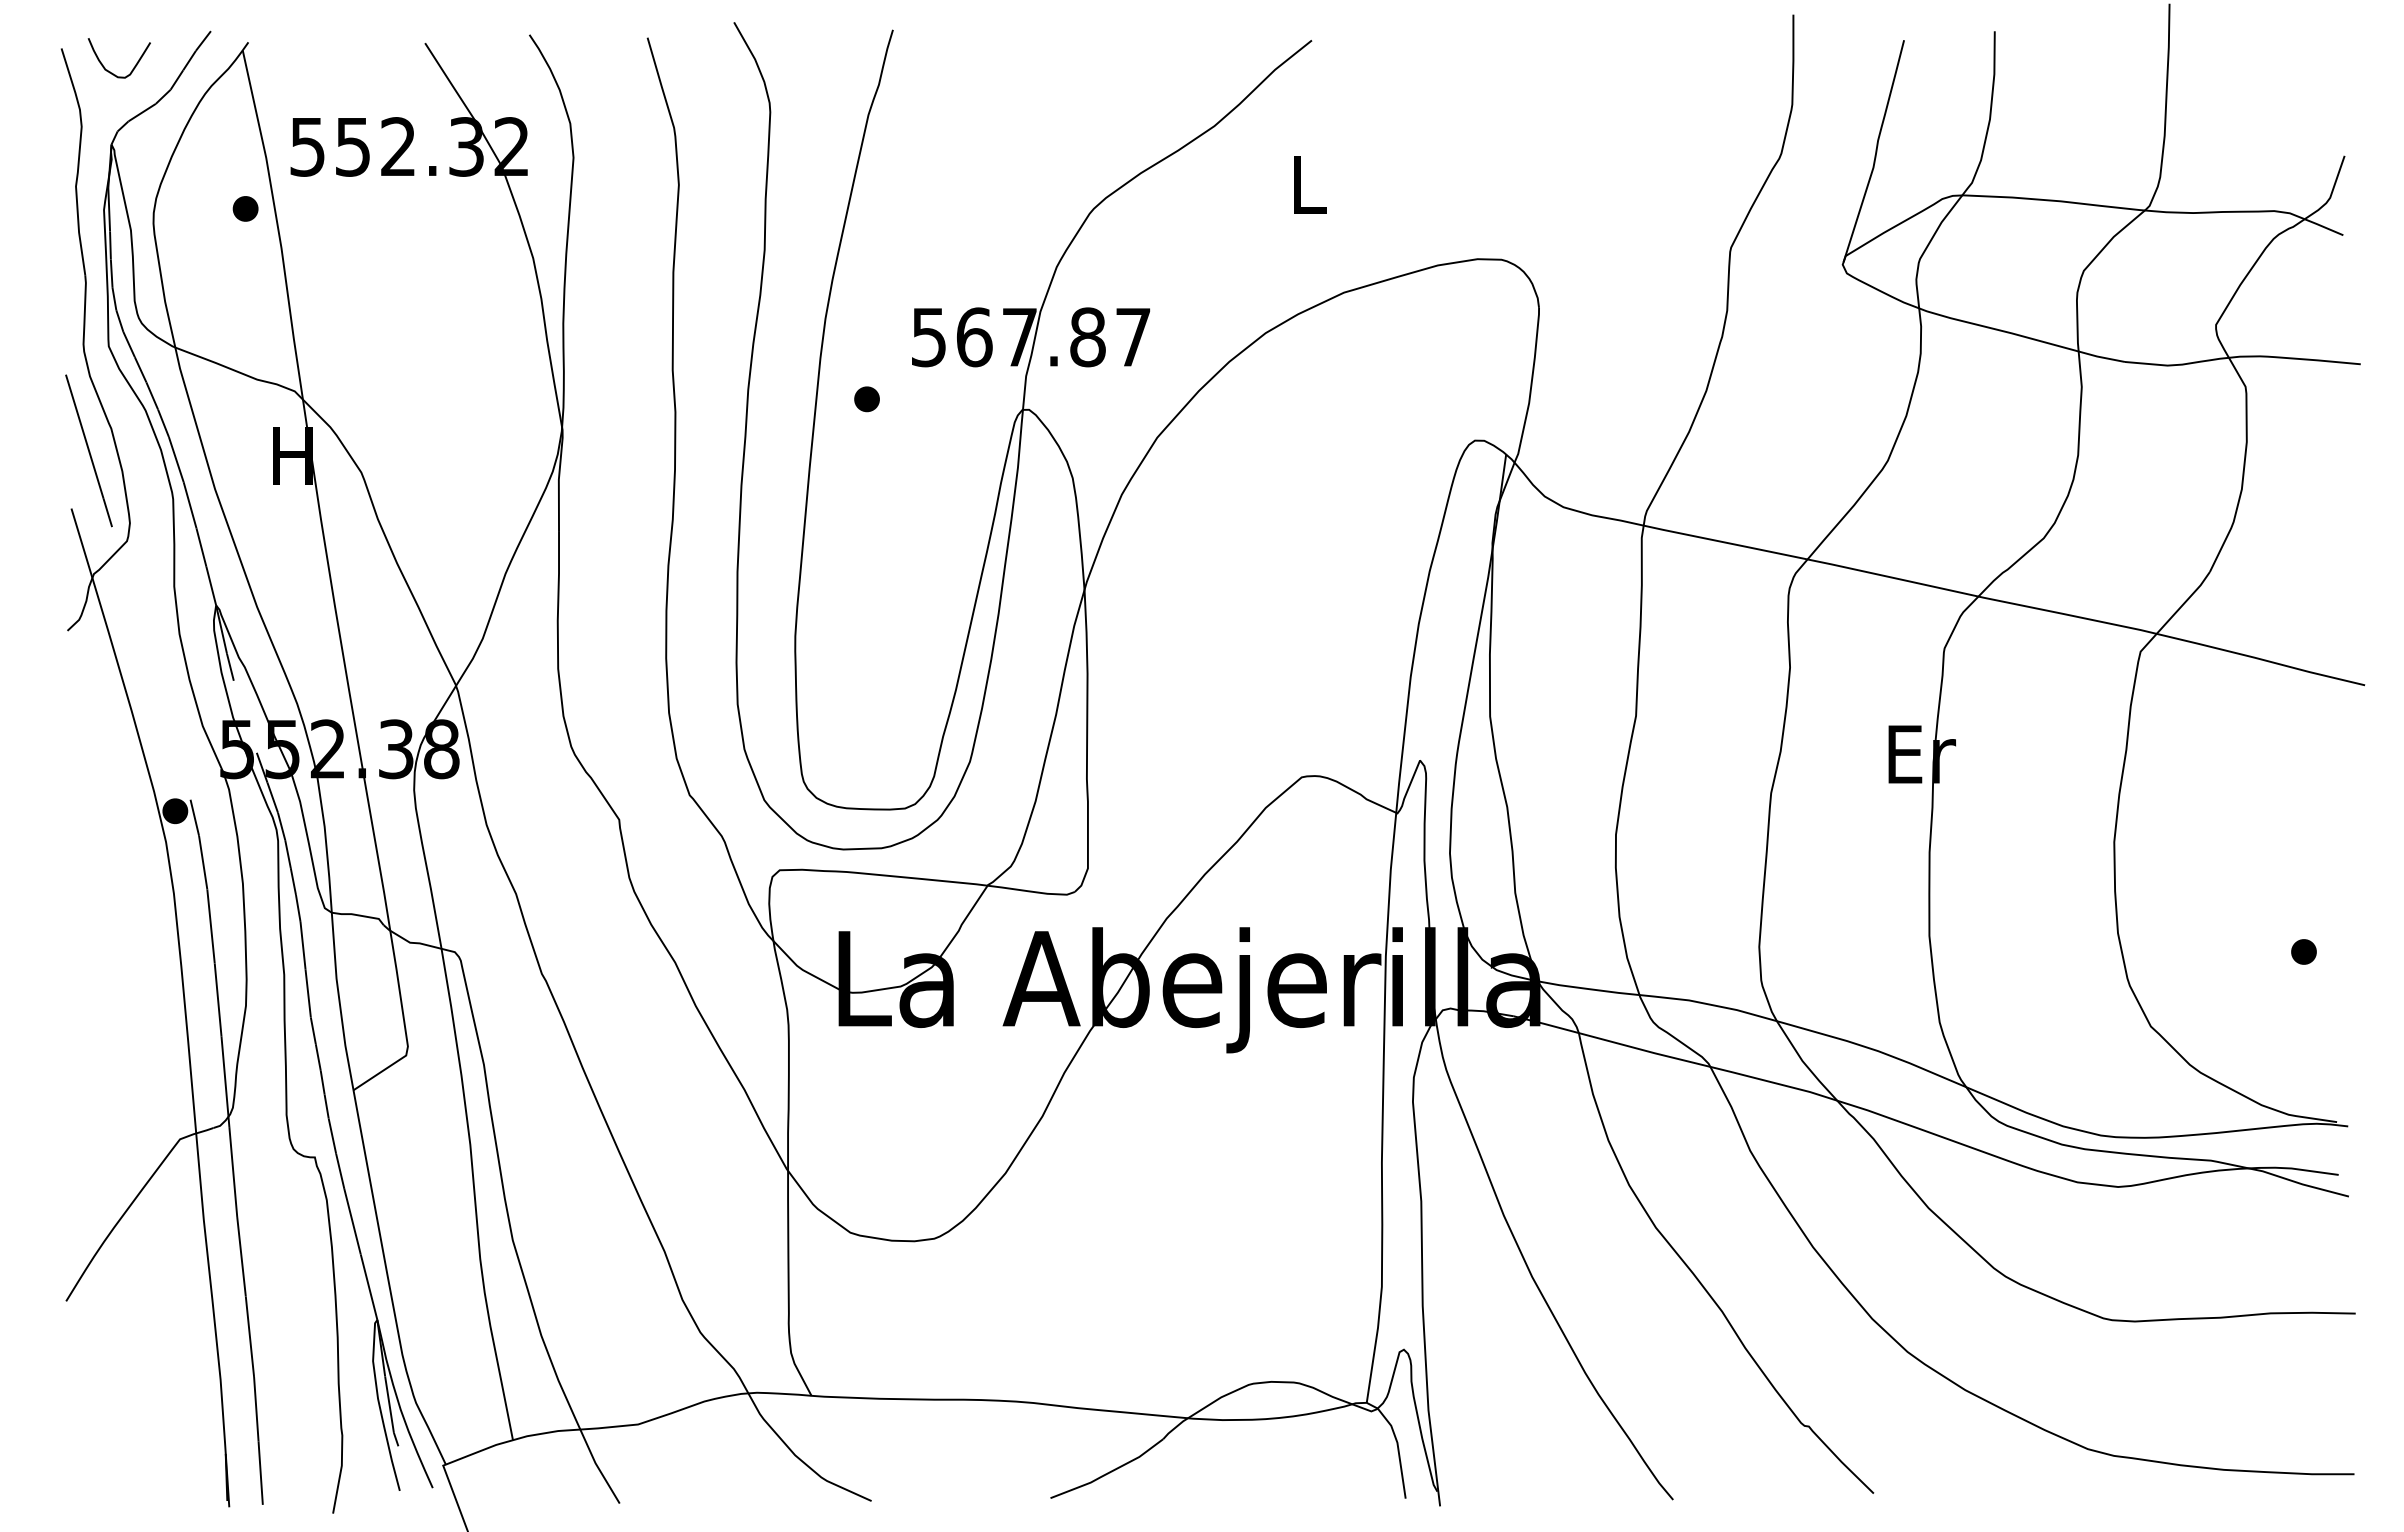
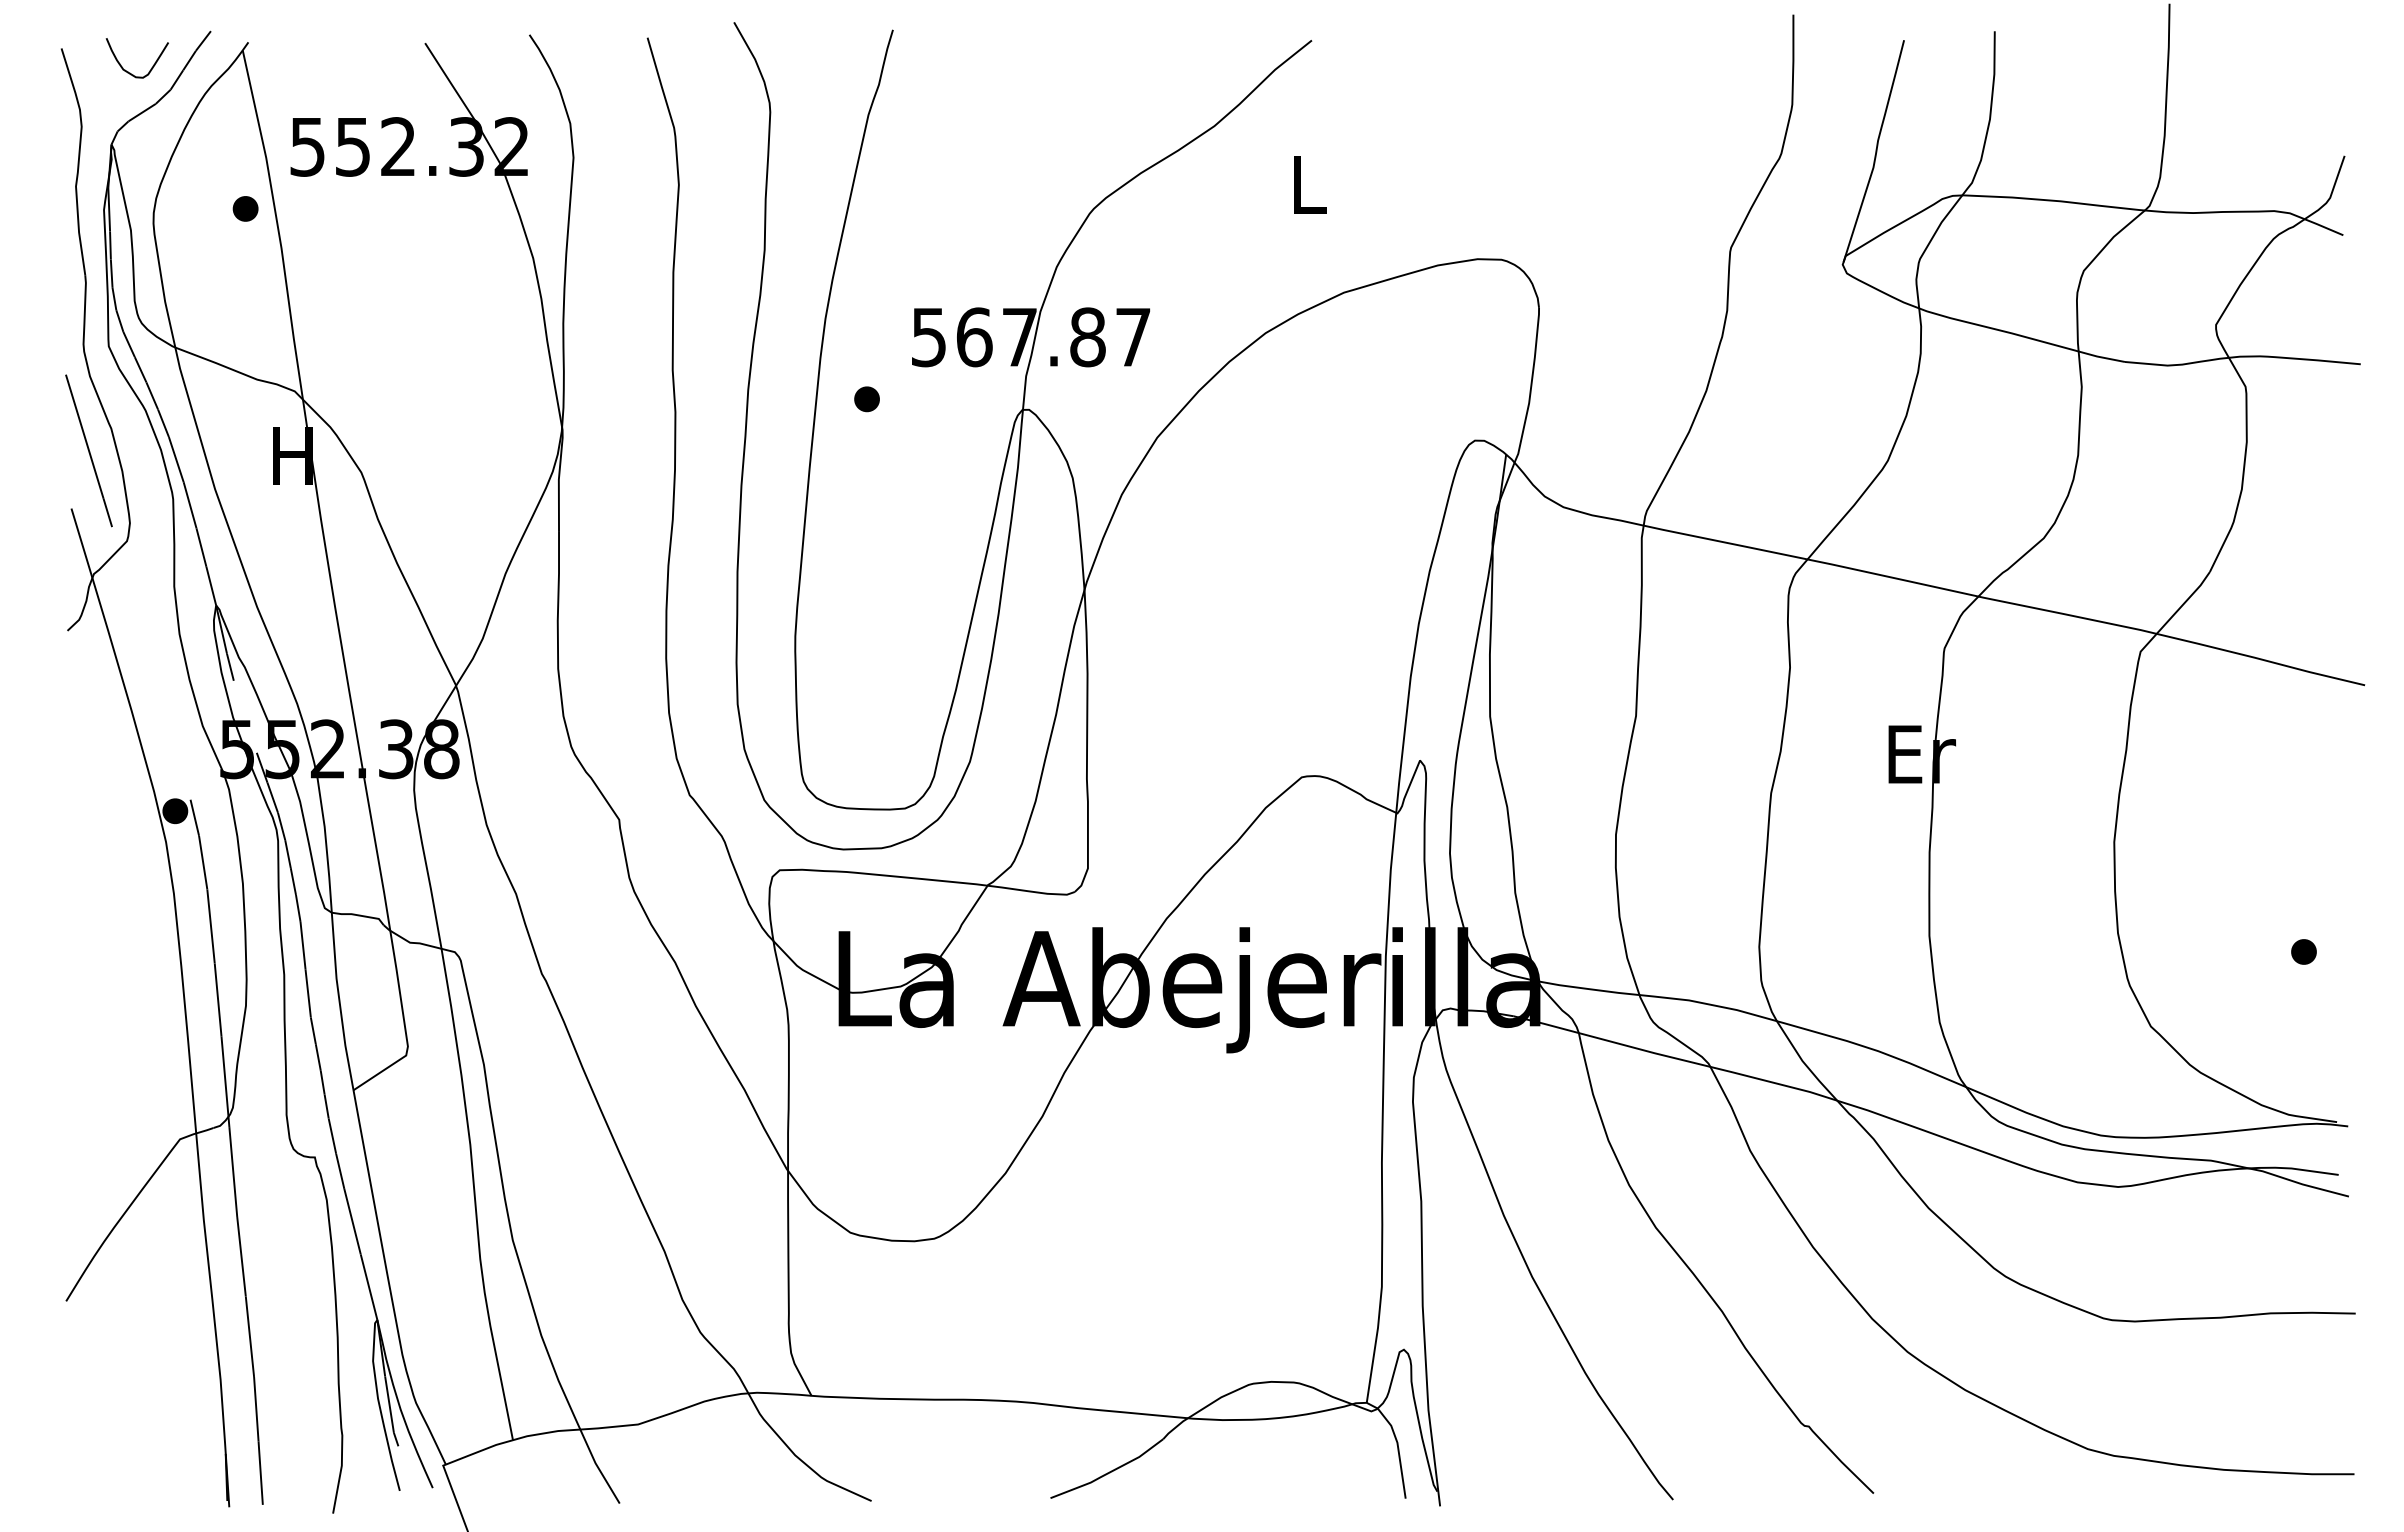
curve position: (112, 72) -> (130, 72) (130, 72)
